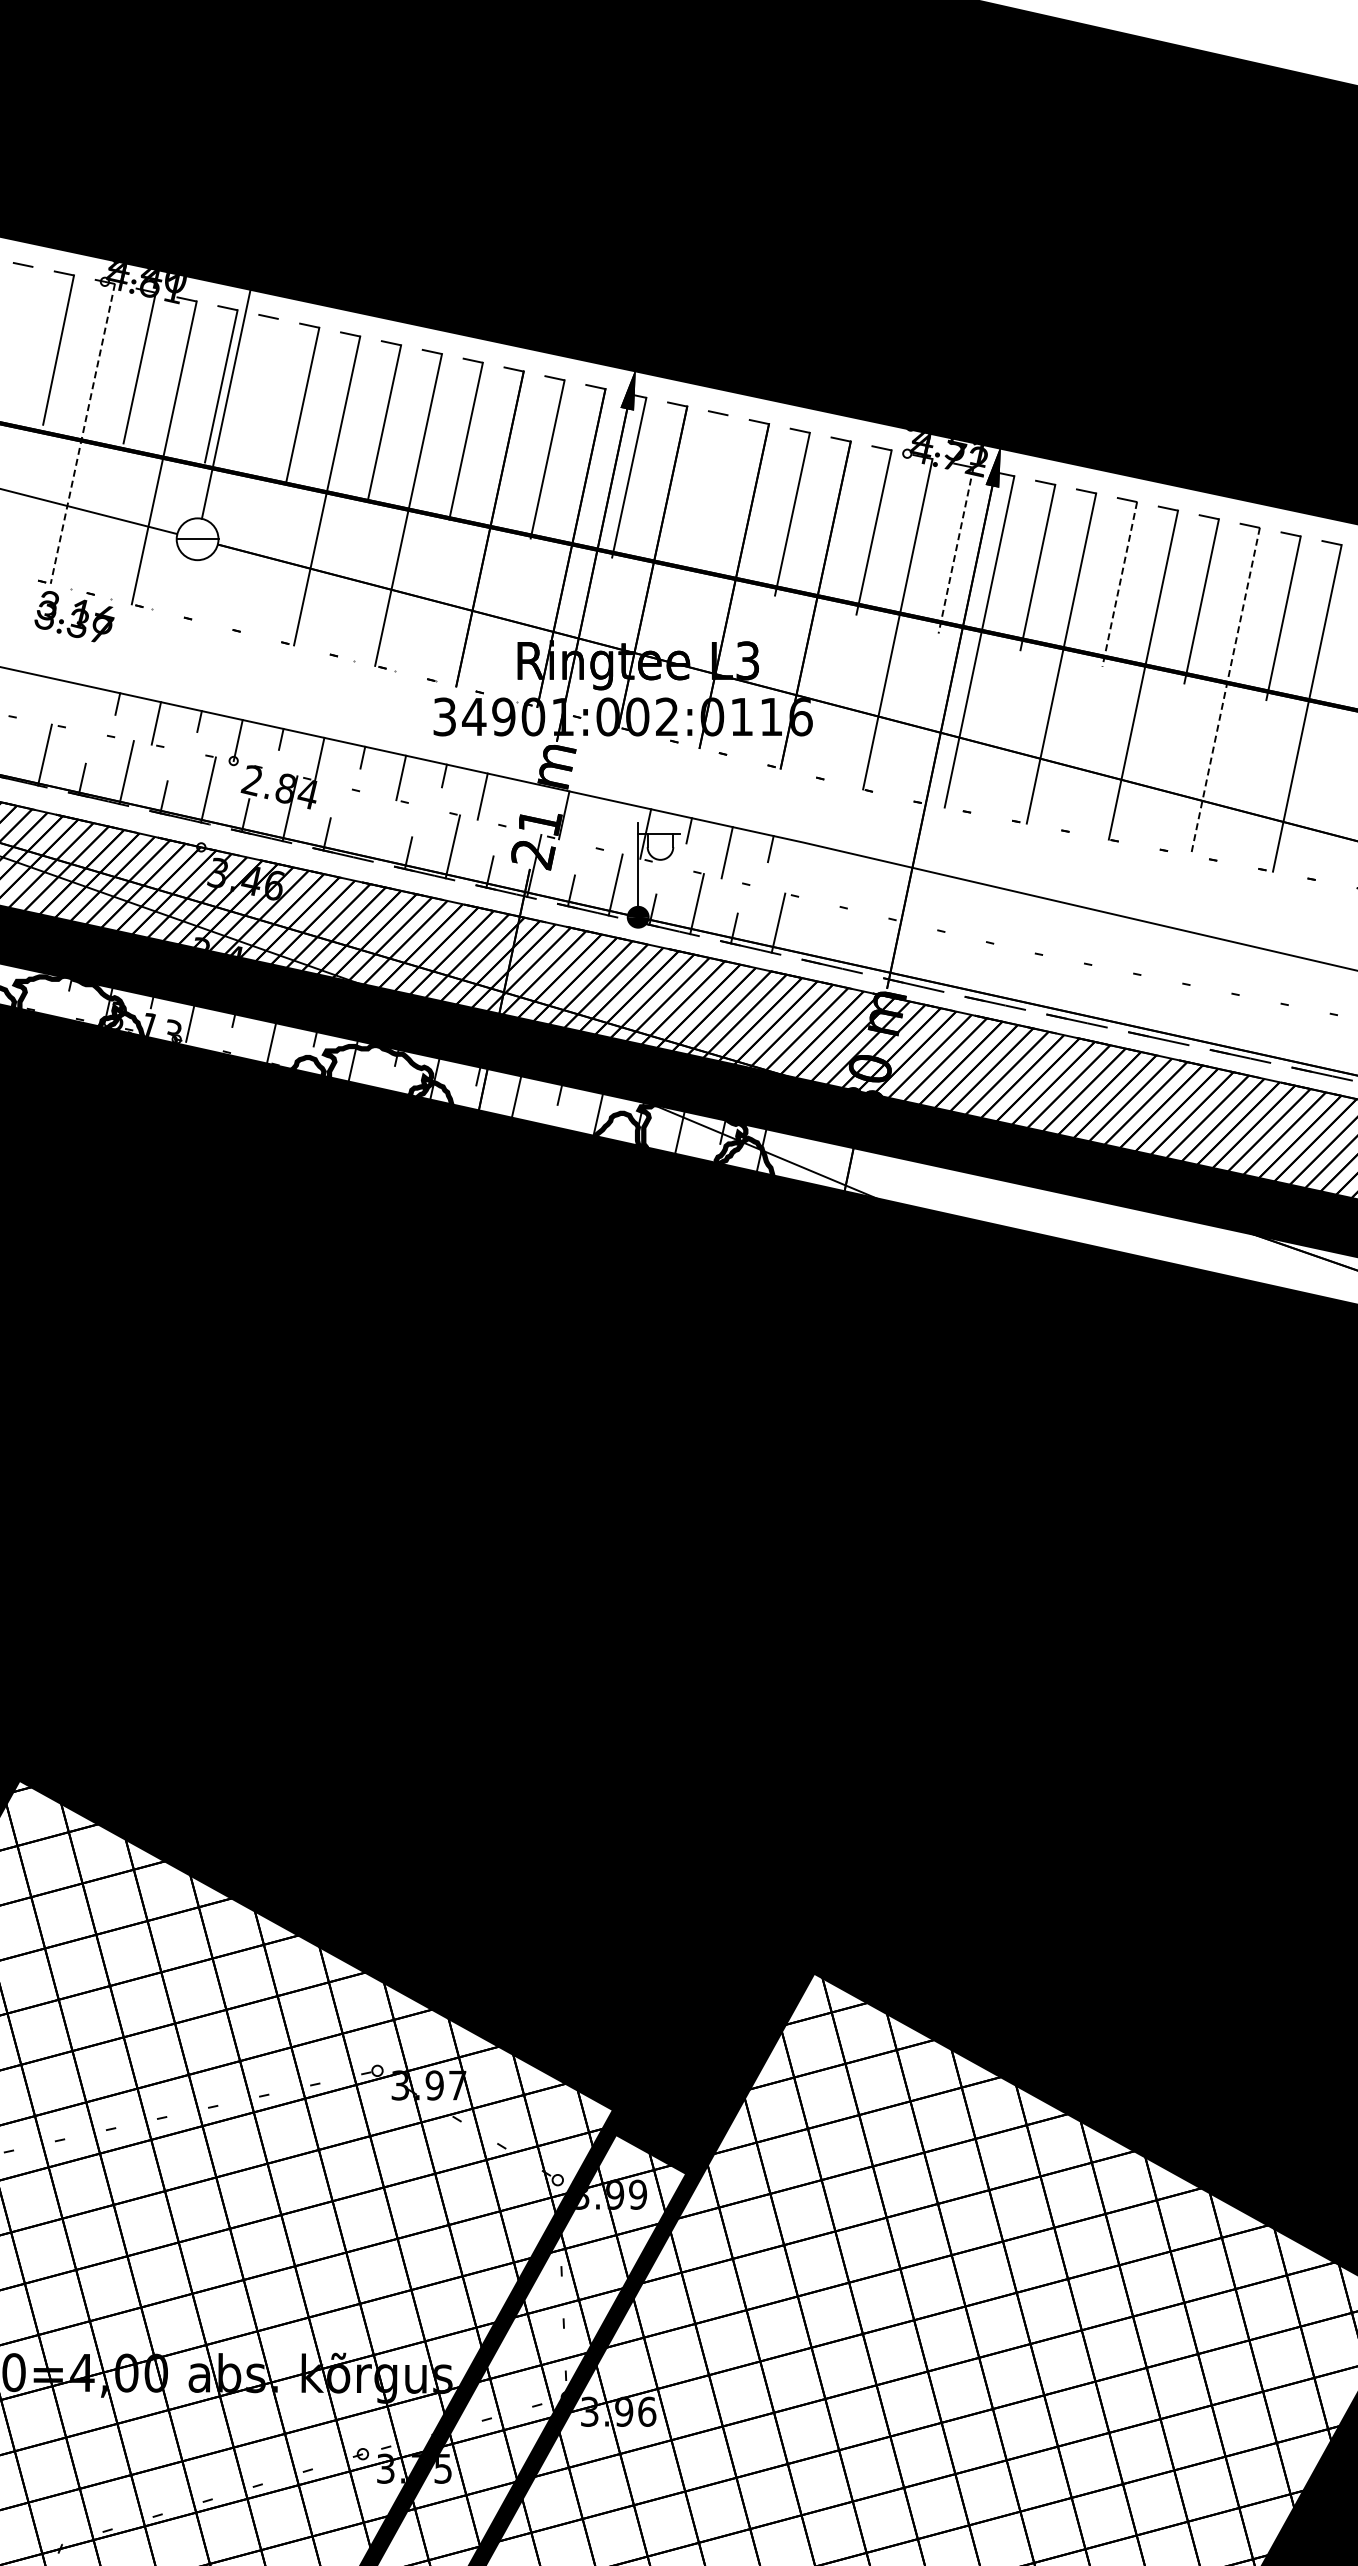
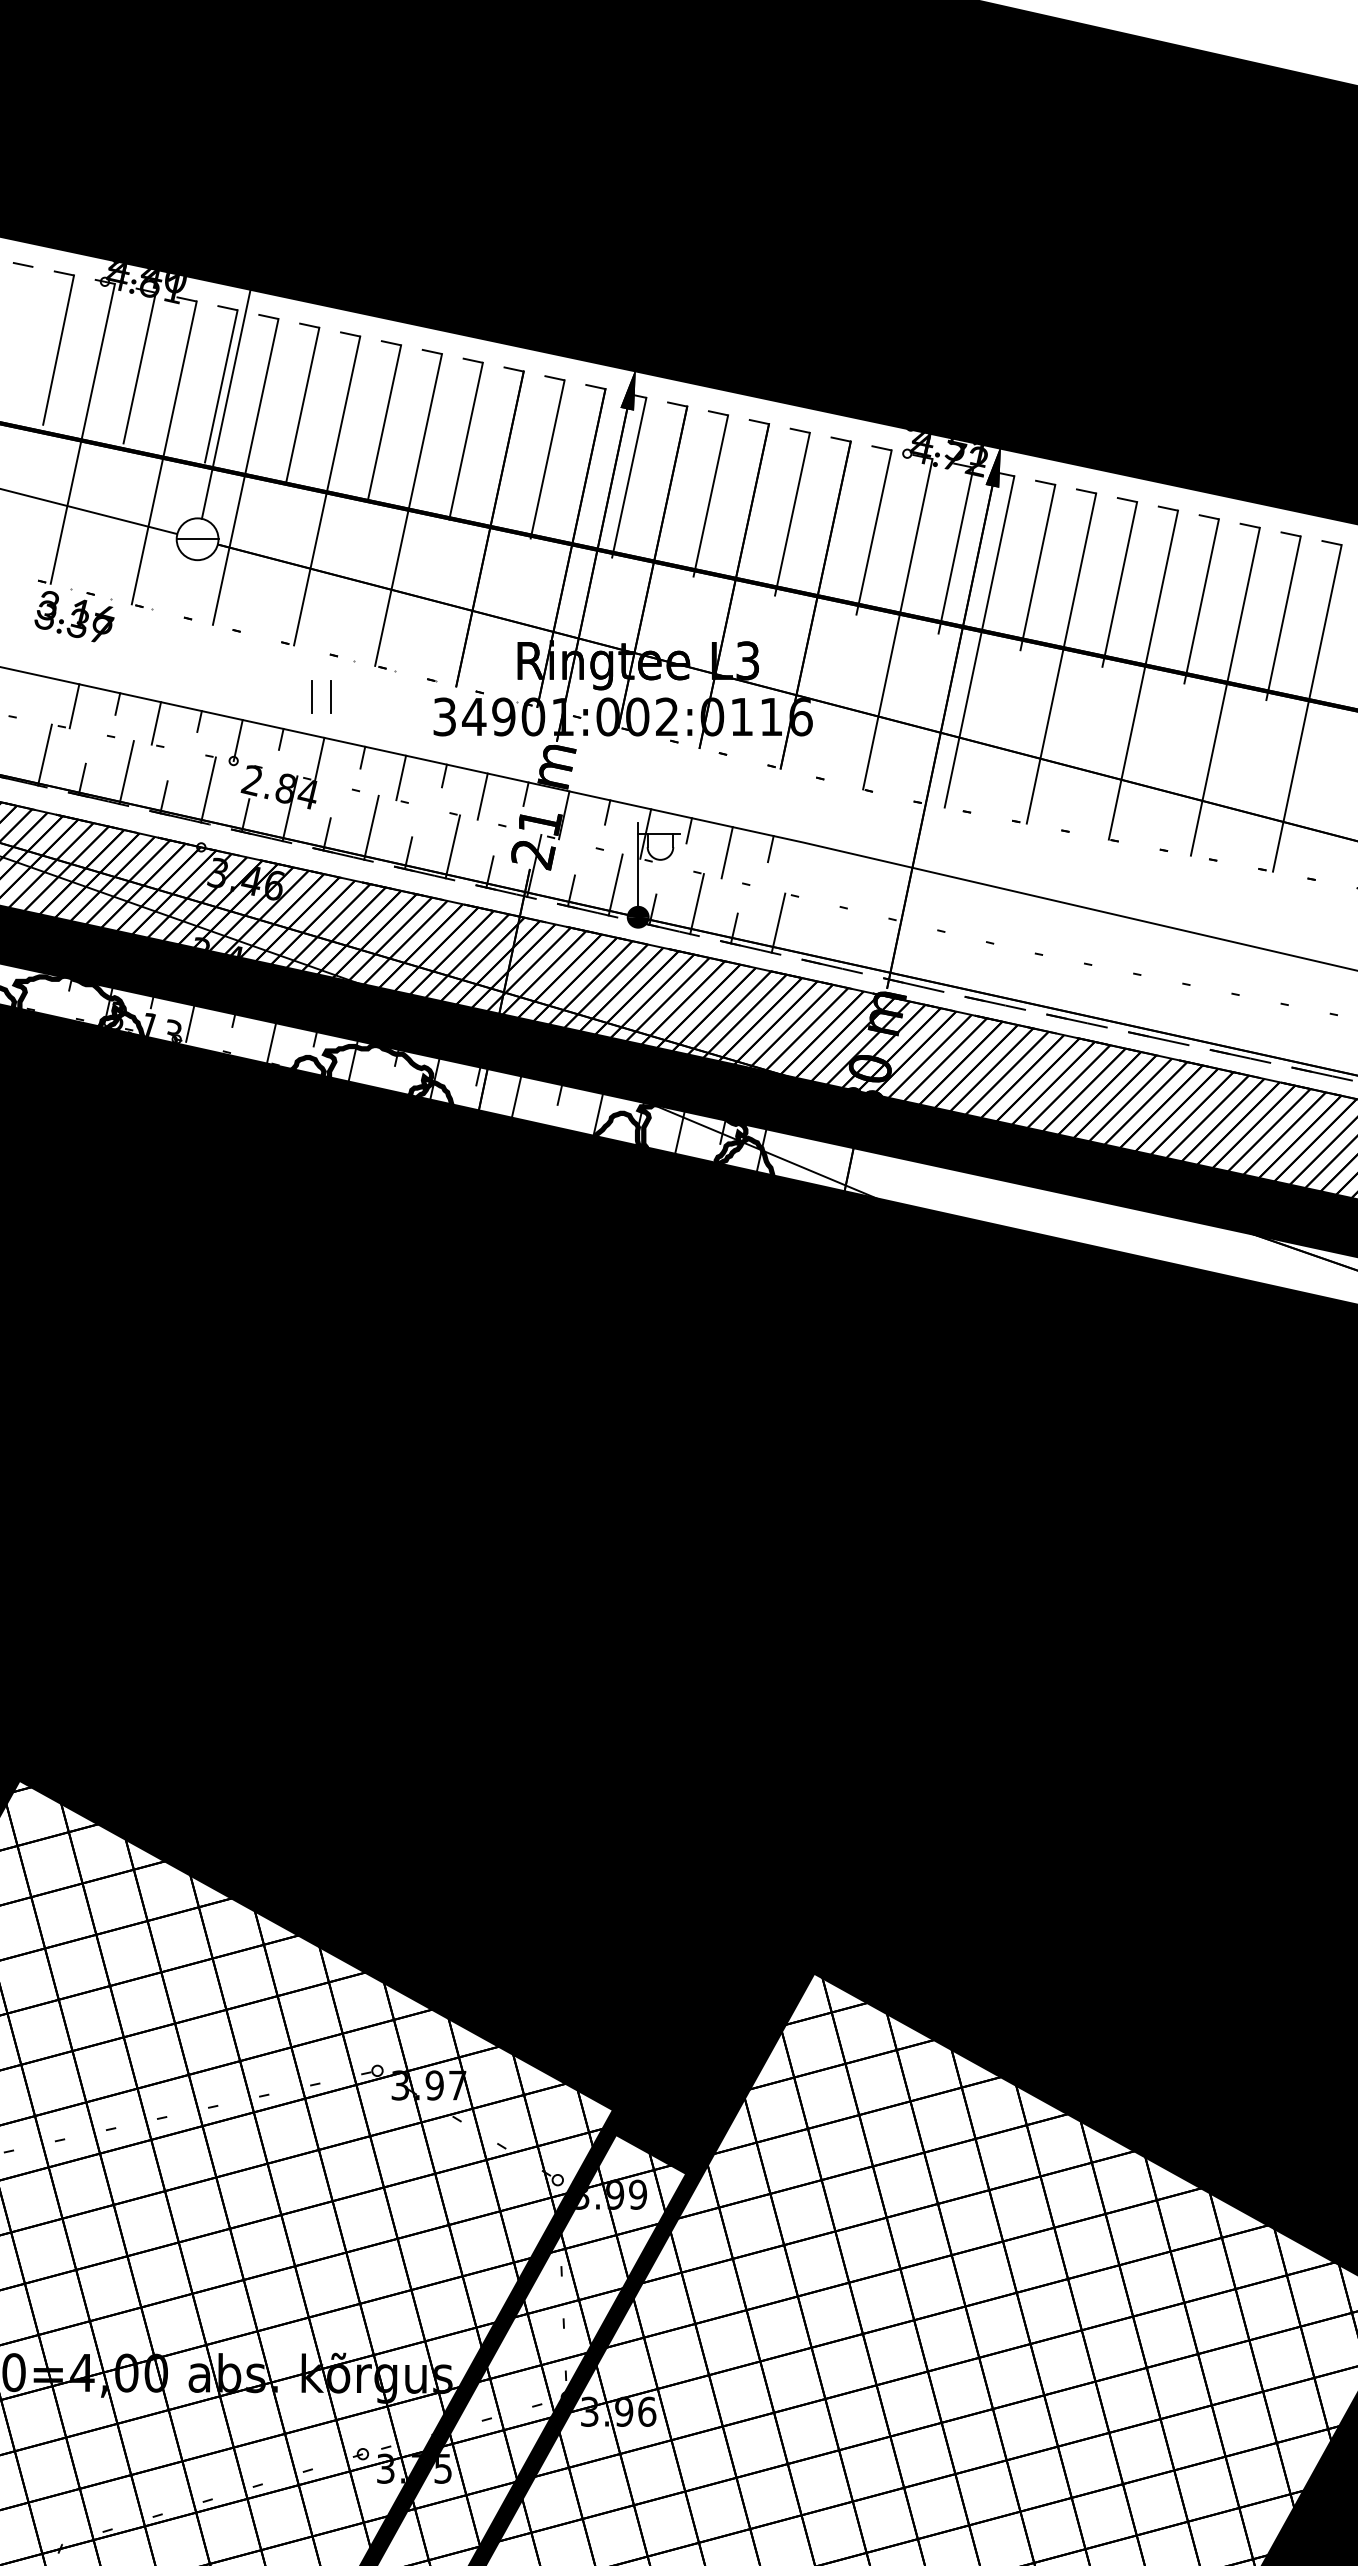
line: dashed -> solid (82, 434)
line: none -> present (245, 471)
line: none -> present (710, 495)
line: dashed -> solid (956, 550)
line: dashed -> solid (1119, 584)
line: dashed -> solid (1225, 692)
part: none -> present (312, 696)
line: none -> present (74, 706)
line: none -> present (525, 793)
line: none -> present (607, 812)
line: none -> present (371, 827)
